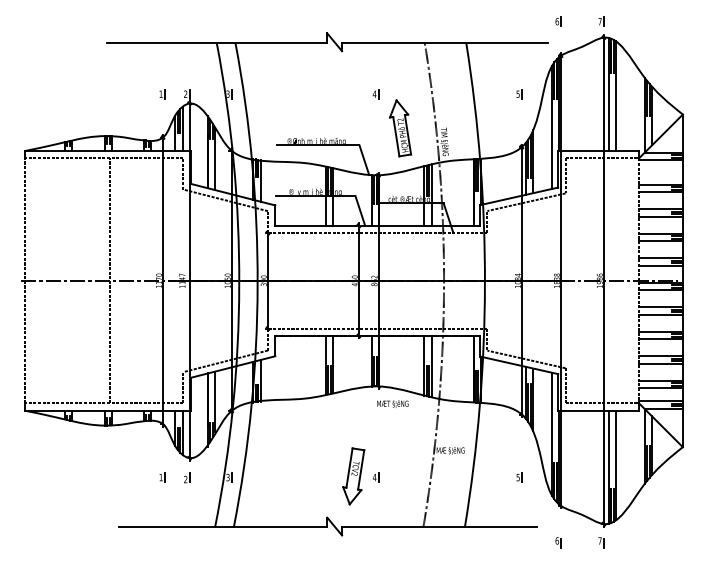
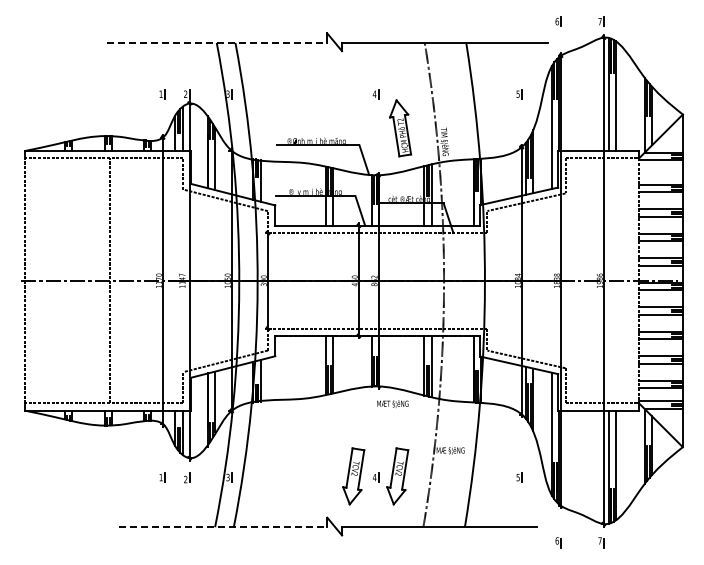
line: solid -> dashed (217, 42)
part: none -> present (397, 476)
line: solid -> dashed (223, 527)
